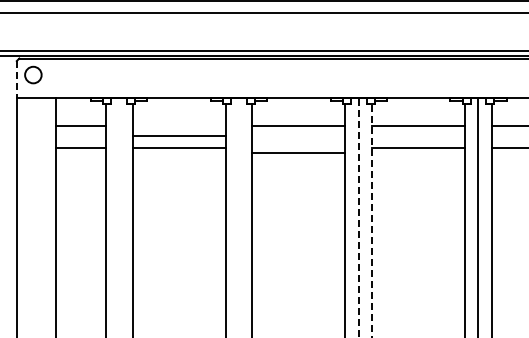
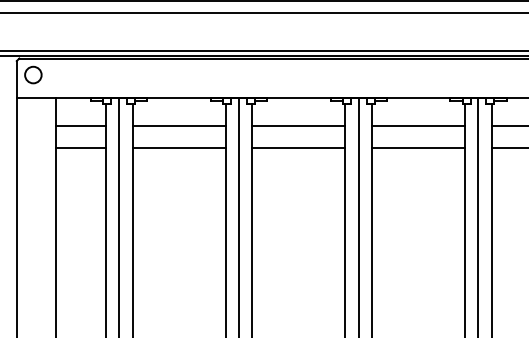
line: dashed -> solid (16, 80)
line position: (178, 135) -> (178, 125) (178, 125)
line position: (298, 153) -> (298, 148) (298, 148)
line: none -> present (119, 216)
line: none -> present (238, 216)
line: dashed -> solid (358, 218)
line: dashed -> solid (372, 220)
